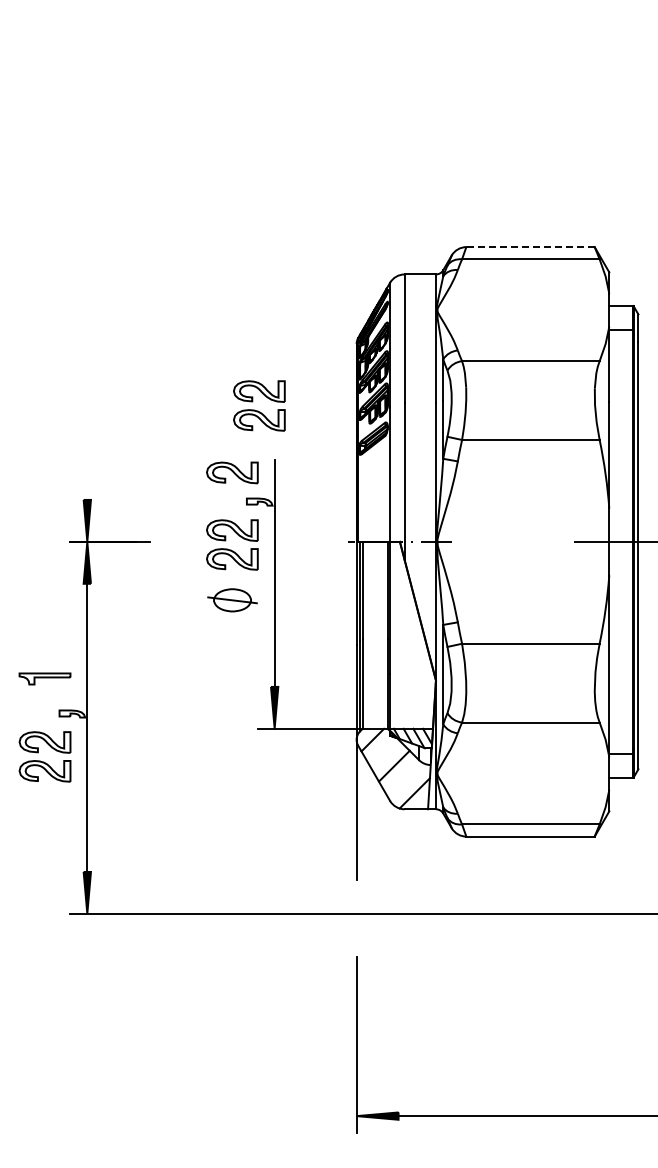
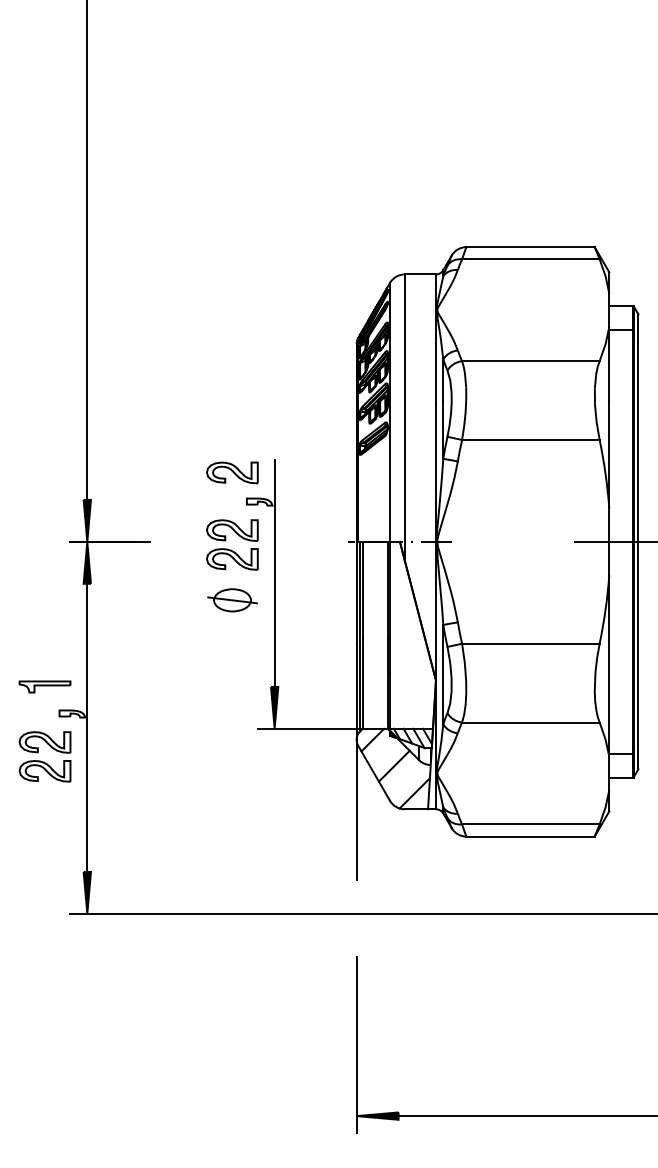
line: dashed -> solid (530, 247)
line: none -> present (87, 250)
part: present -> none (259, 405)
part position: (44, 678) -> (44, 686) (44, 686)
